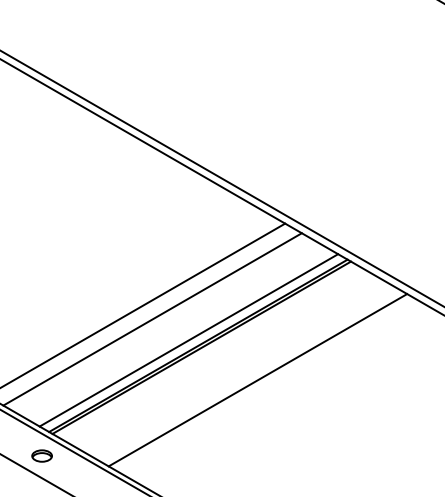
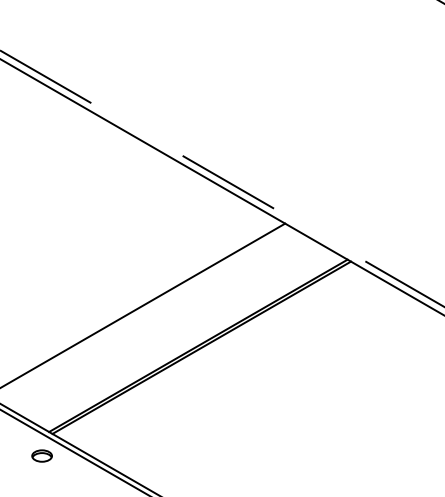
line: solid -> dashed (222, 178)
line: present -> none (152, 319)
line: present -> none (188, 340)
line: present -> none (257, 380)
line: present -> none (35, 474)
